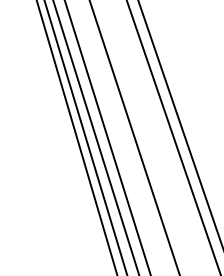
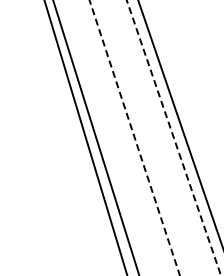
line: present -> none (76, 137)
line: present -> none (107, 137)
line: solid -> dashed (134, 137)
line: solid -> dashed (174, 138)
